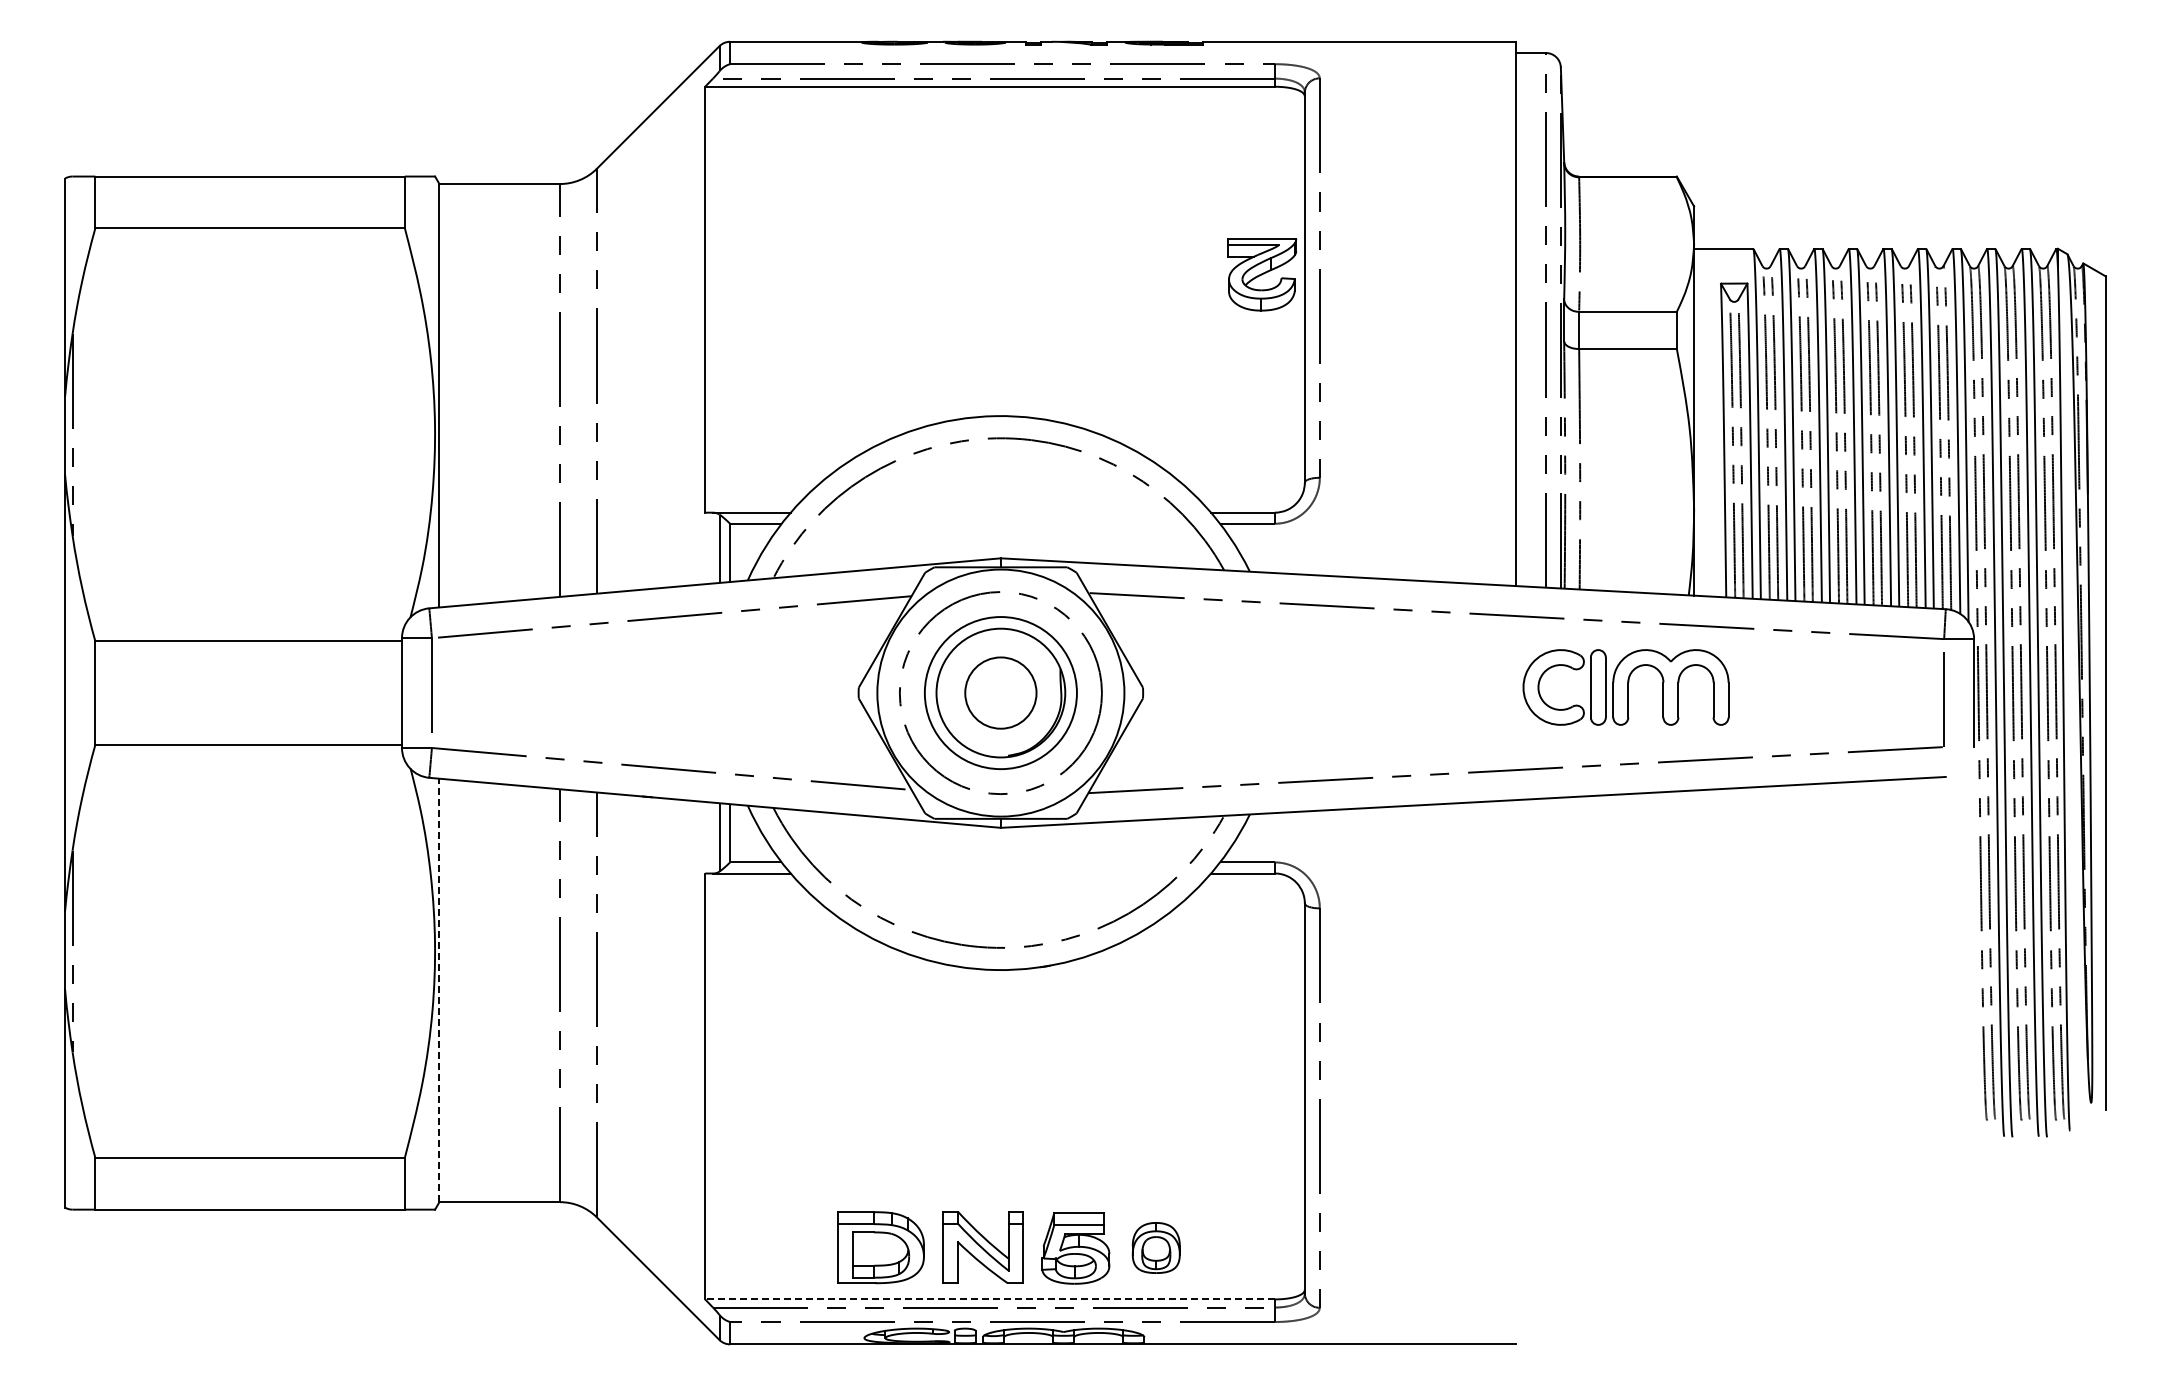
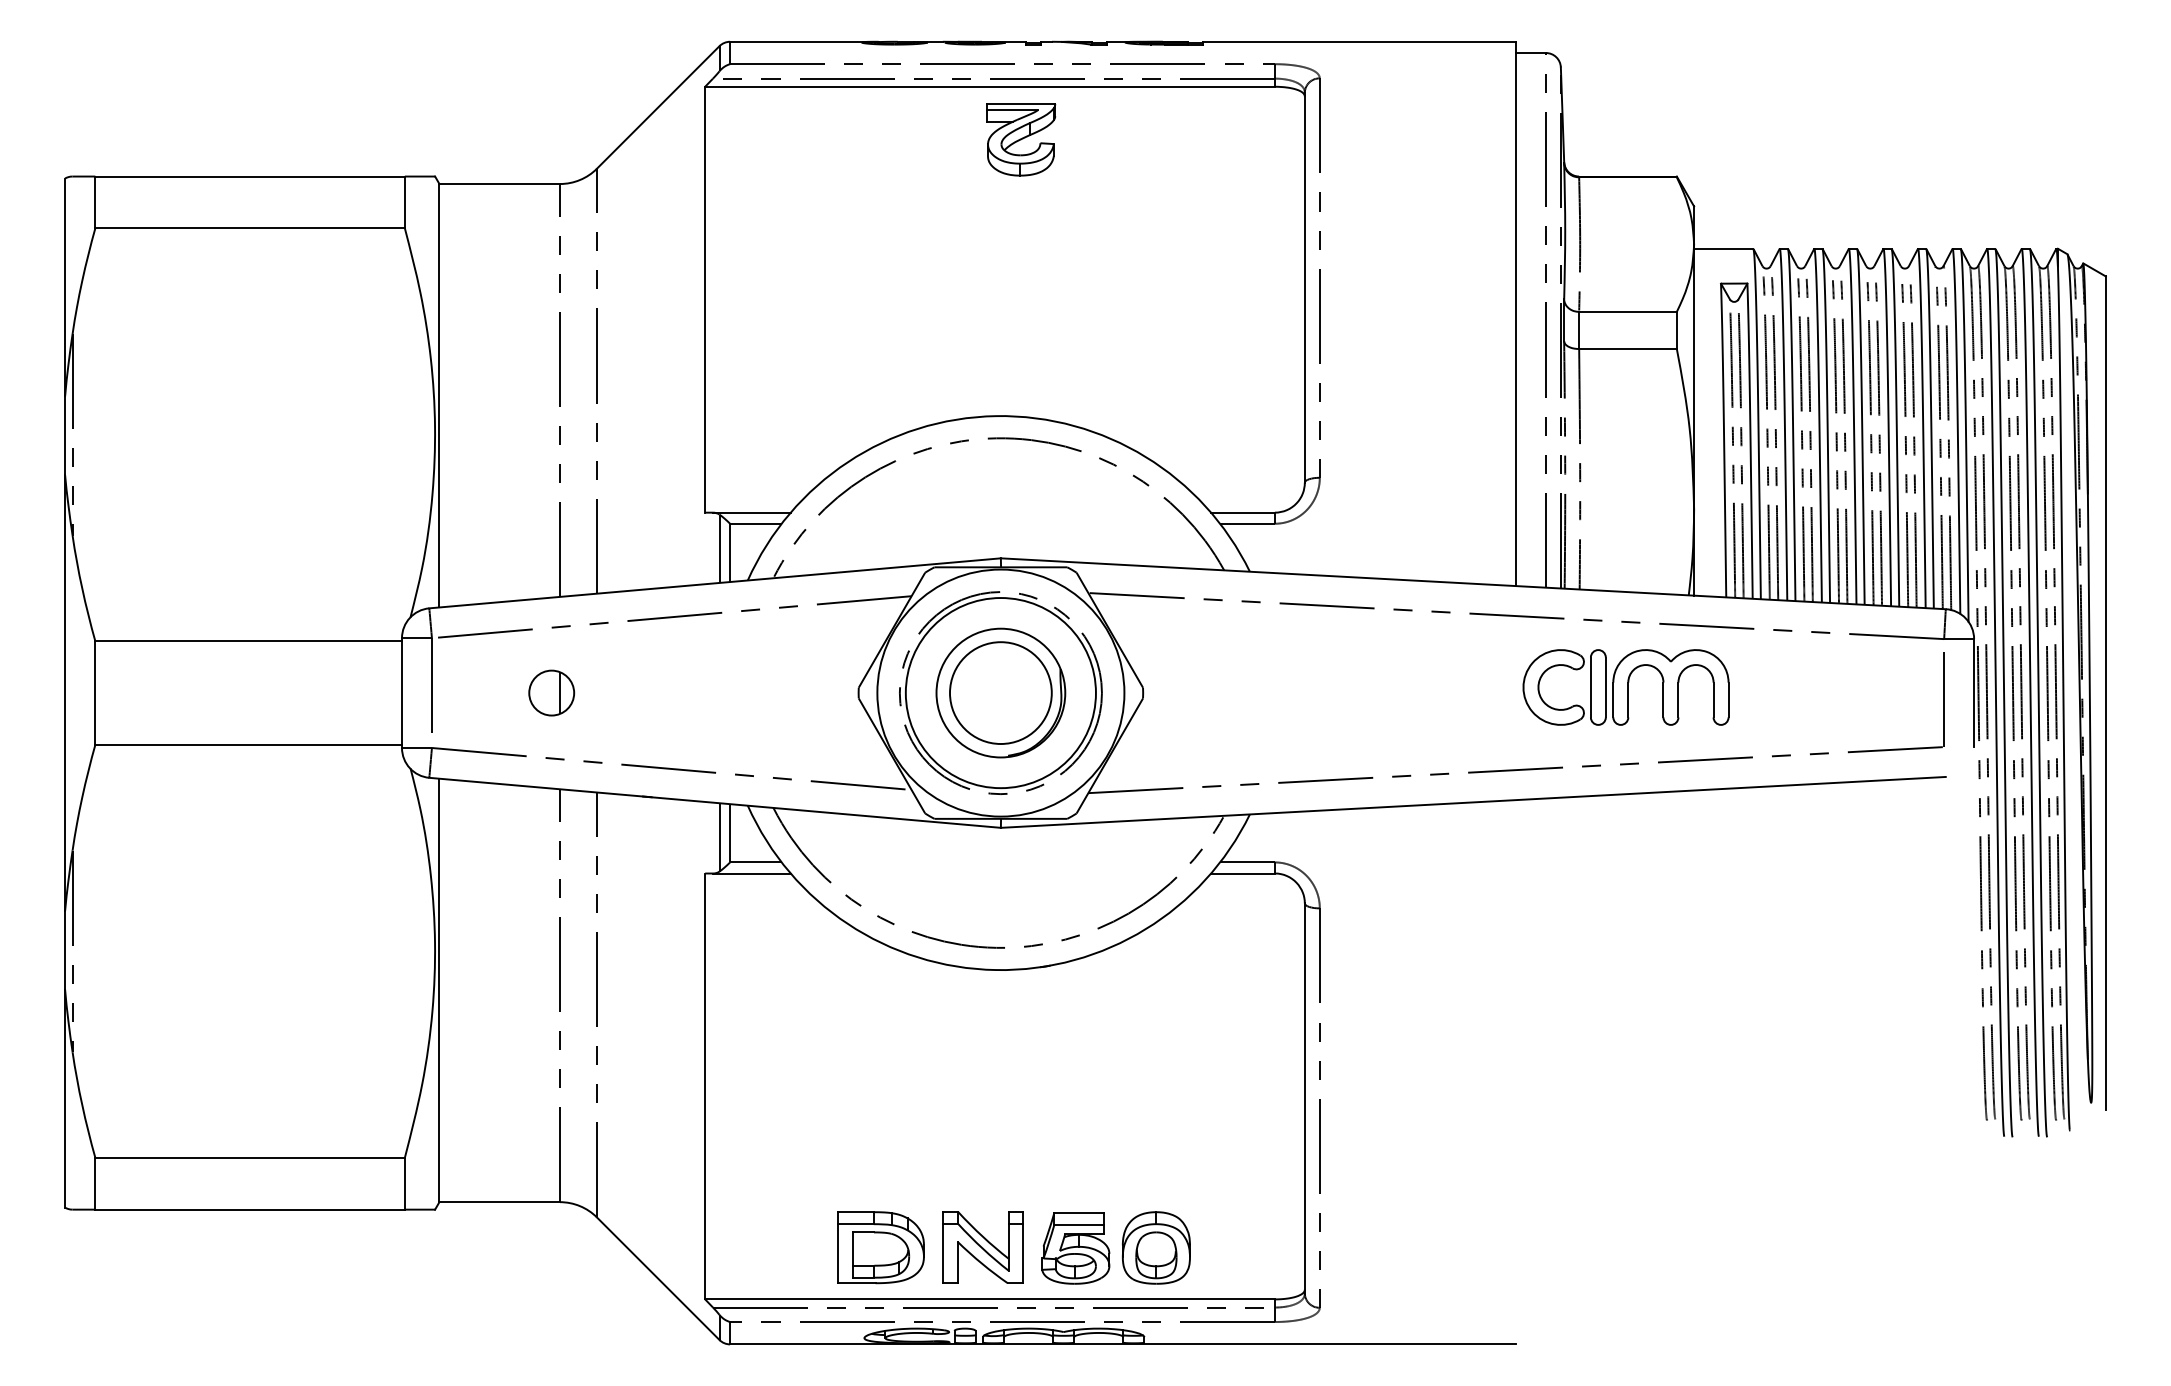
part position: (1262, 274) -> (1021, 139) (1021, 139)
part: none -> present (551, 692)
circle diameter: 71 px -> 102 px (1000, 693)
circle diameter: 152 px -> 190 px (1000, 693)
line: dashed -> solid (439, 990)
part size: 50x52 px -> 70x74 px (1155, 1247)
line: dashed -> solid (990, 1299)
